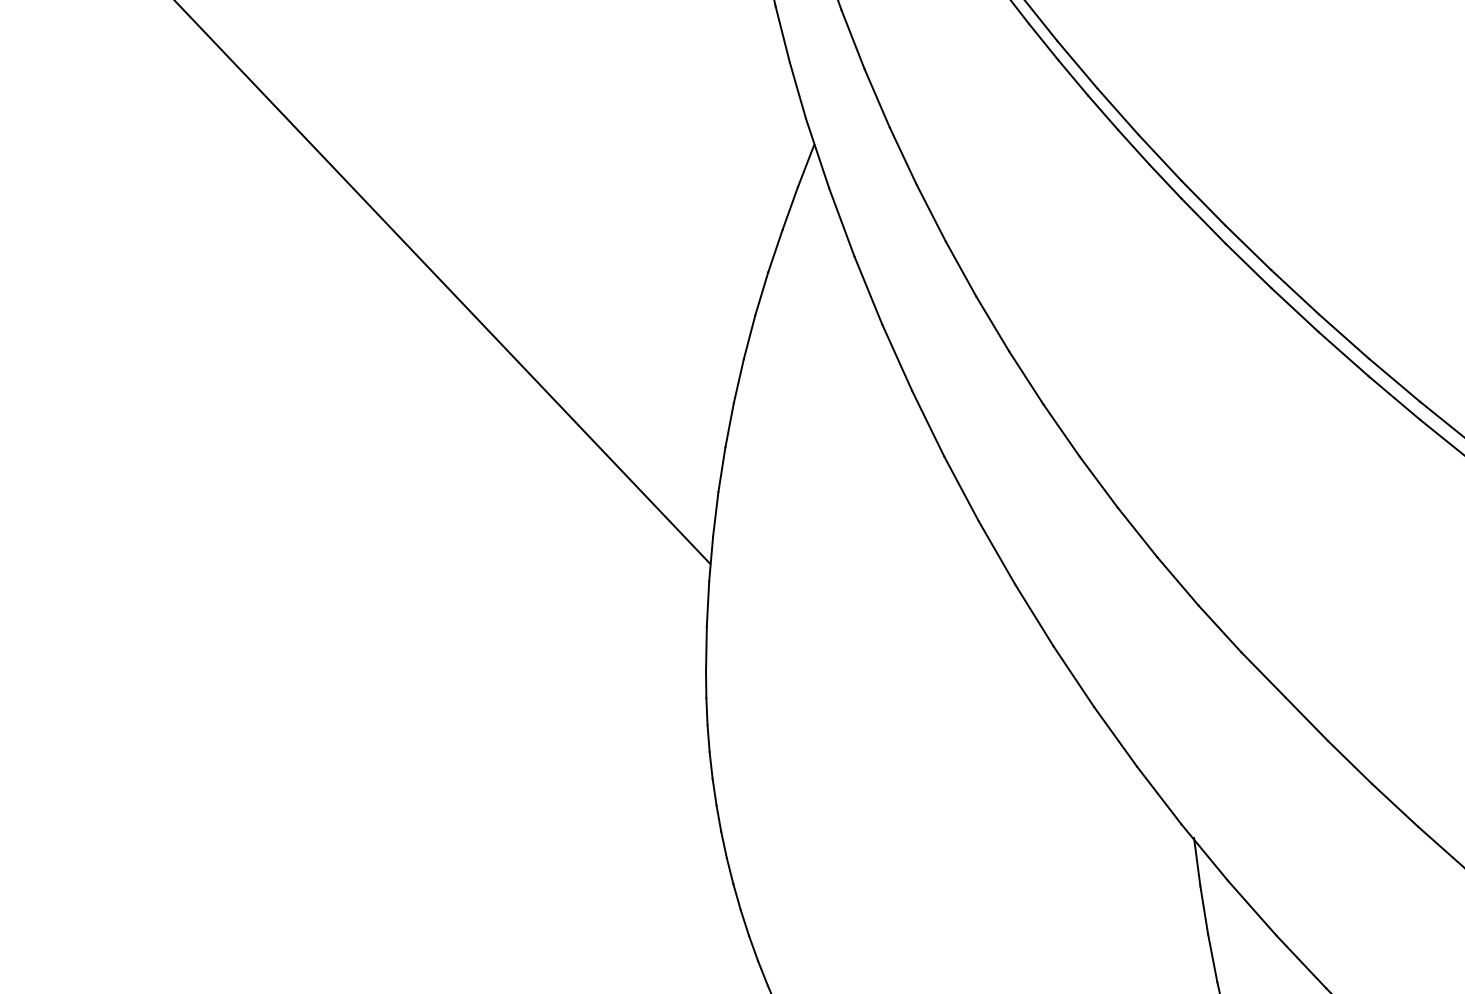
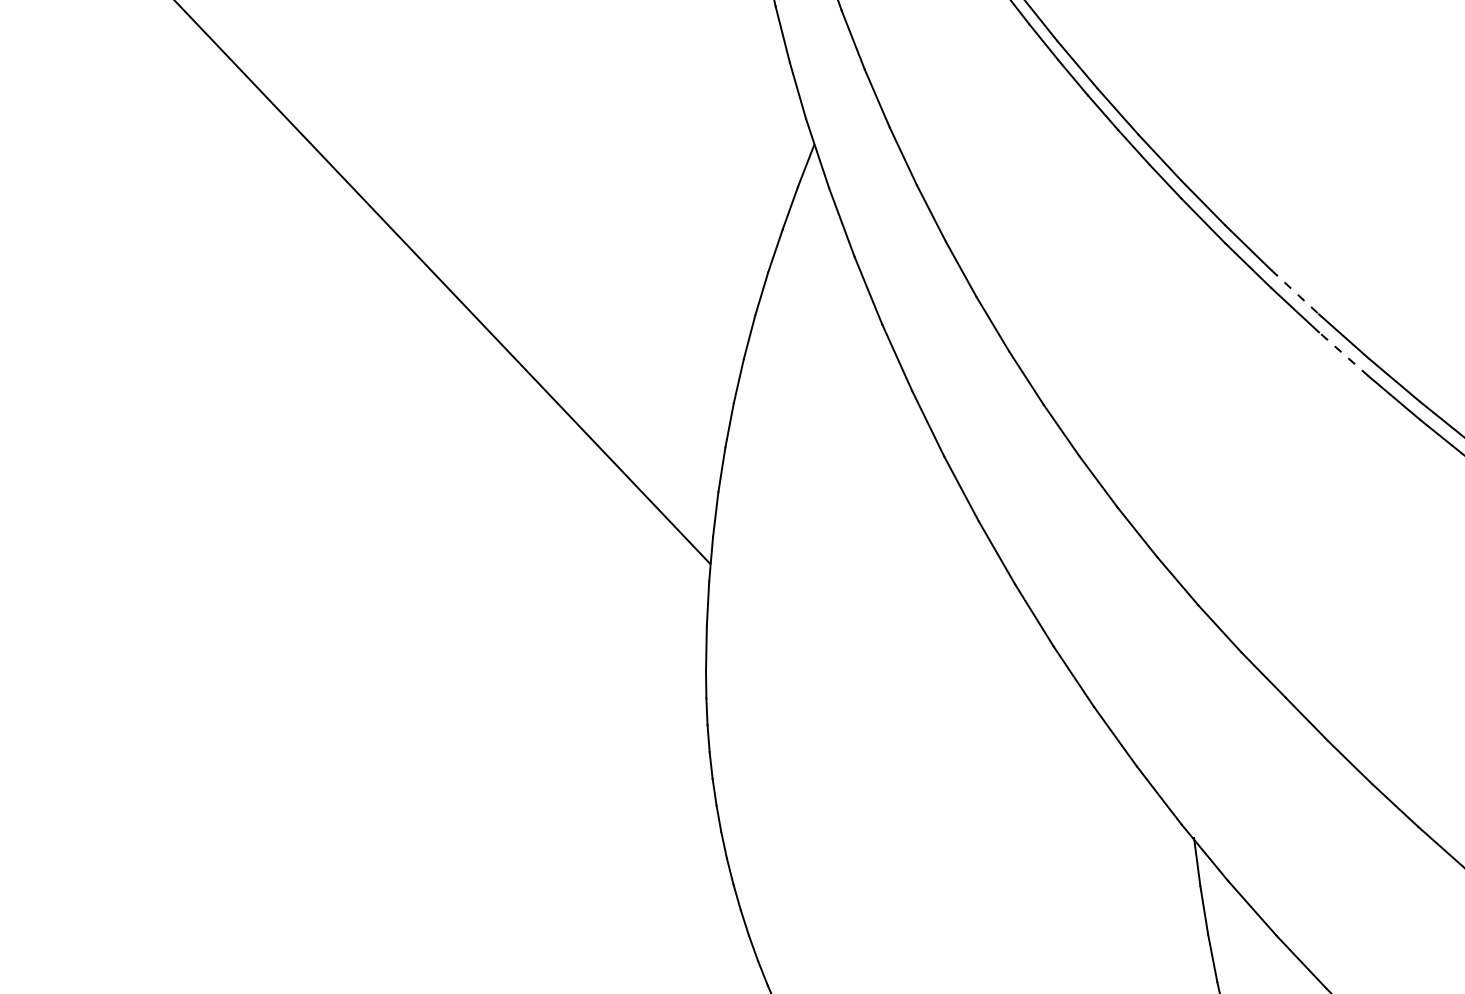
line: solid -> dashed (1295, 292)
line: solid -> dashed (1343, 353)
